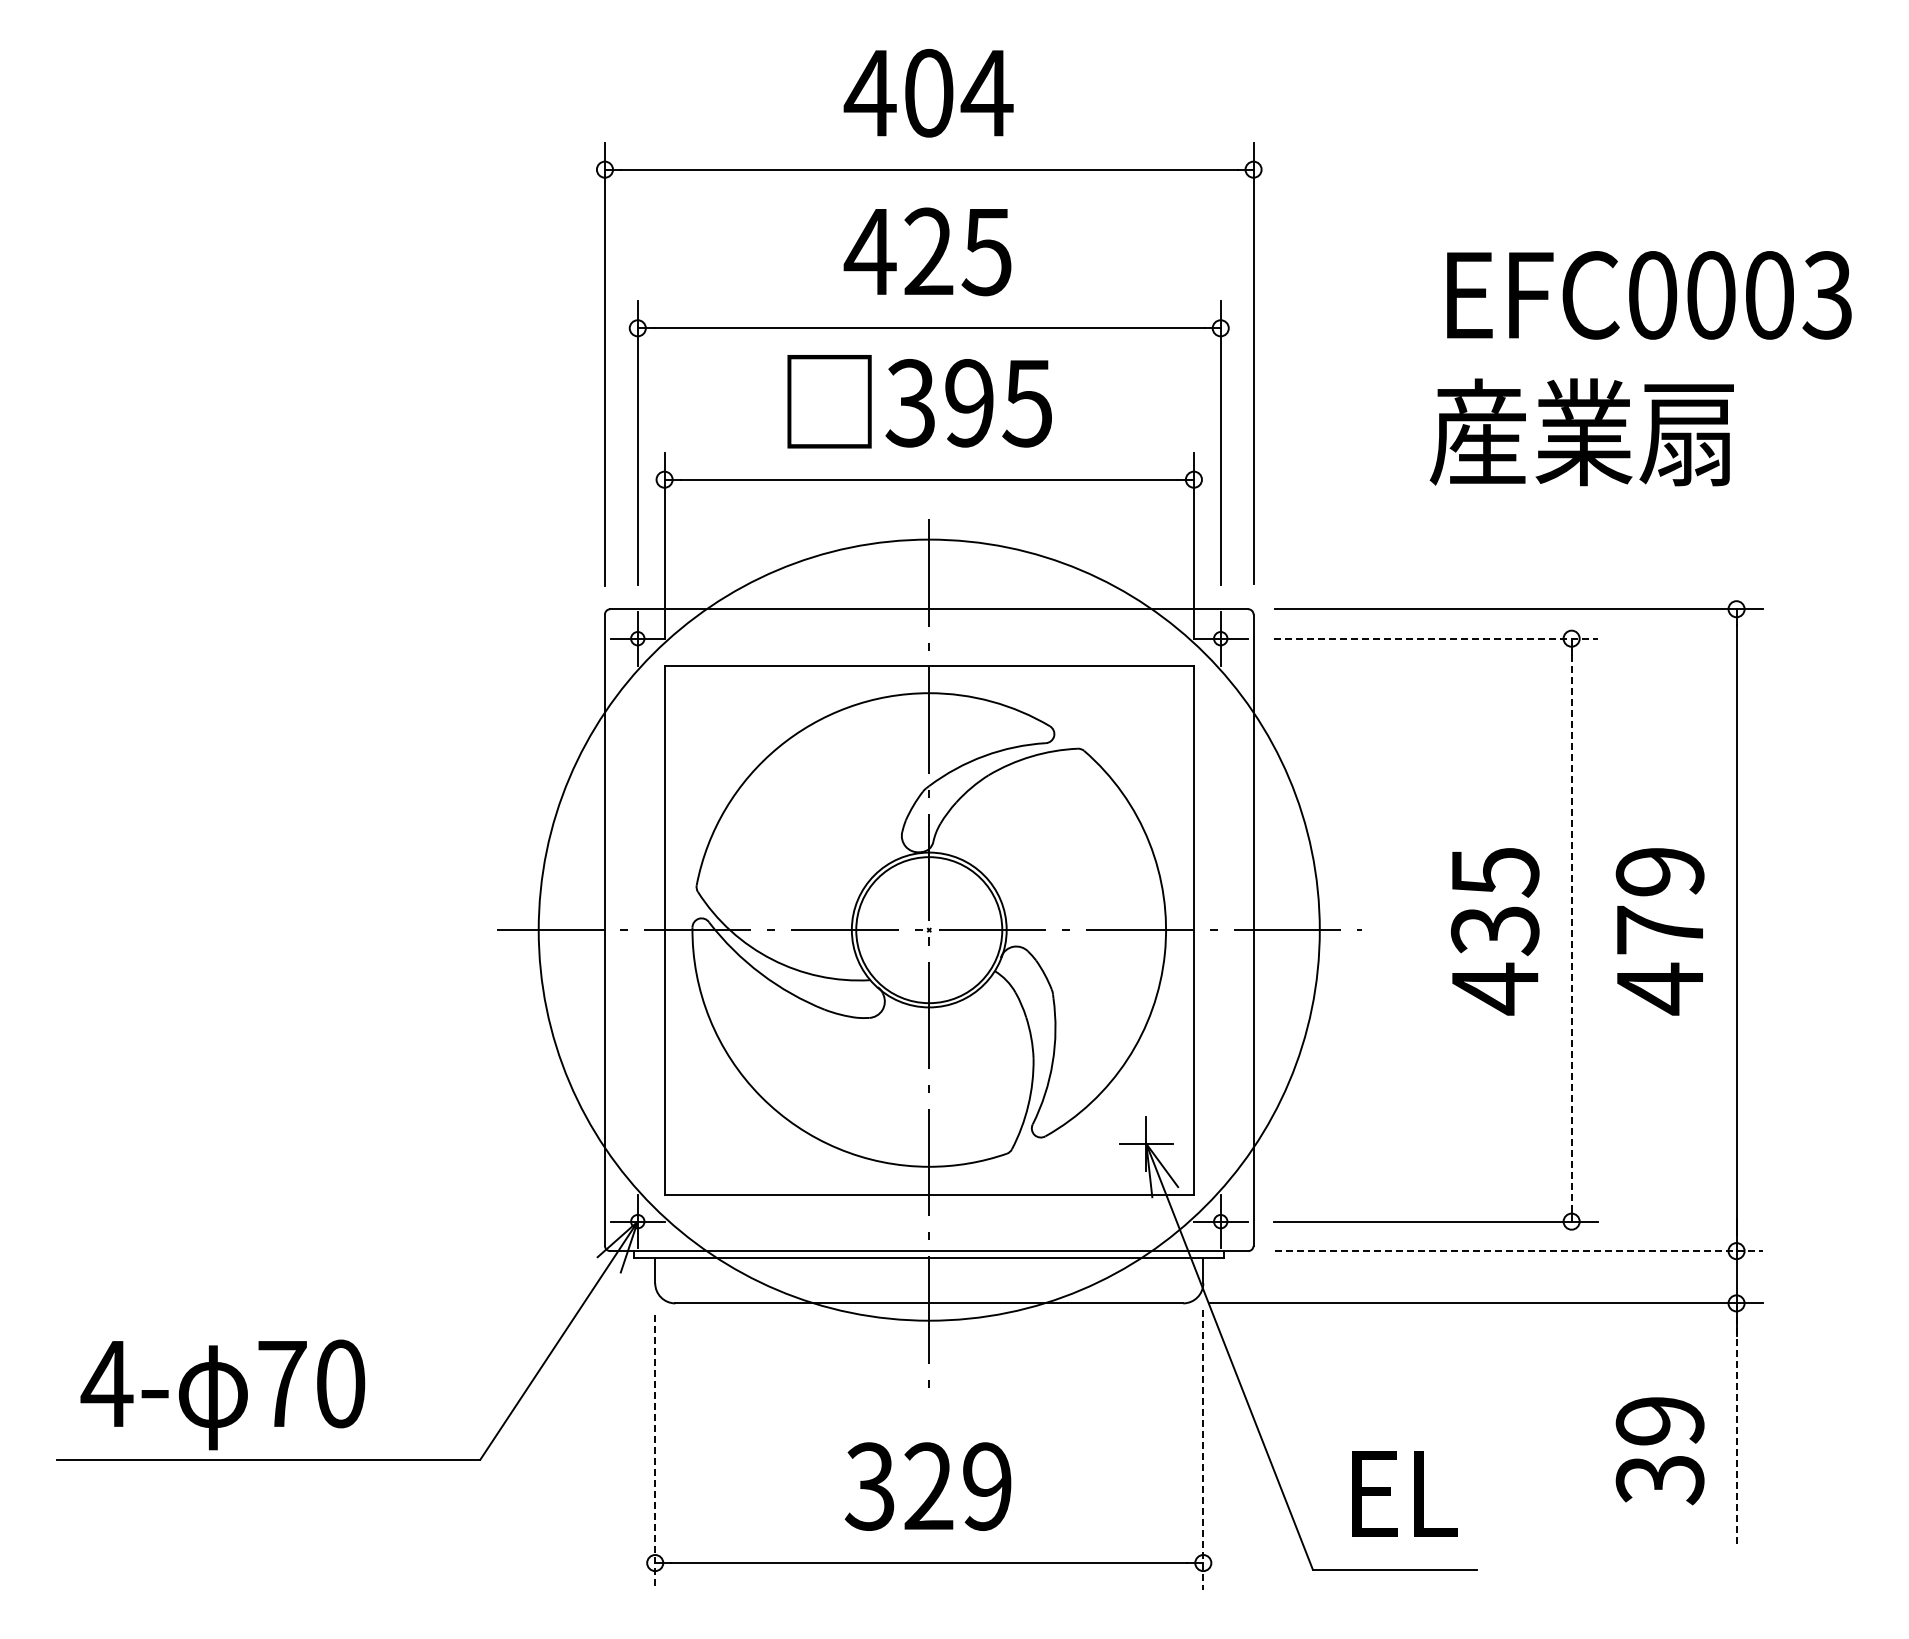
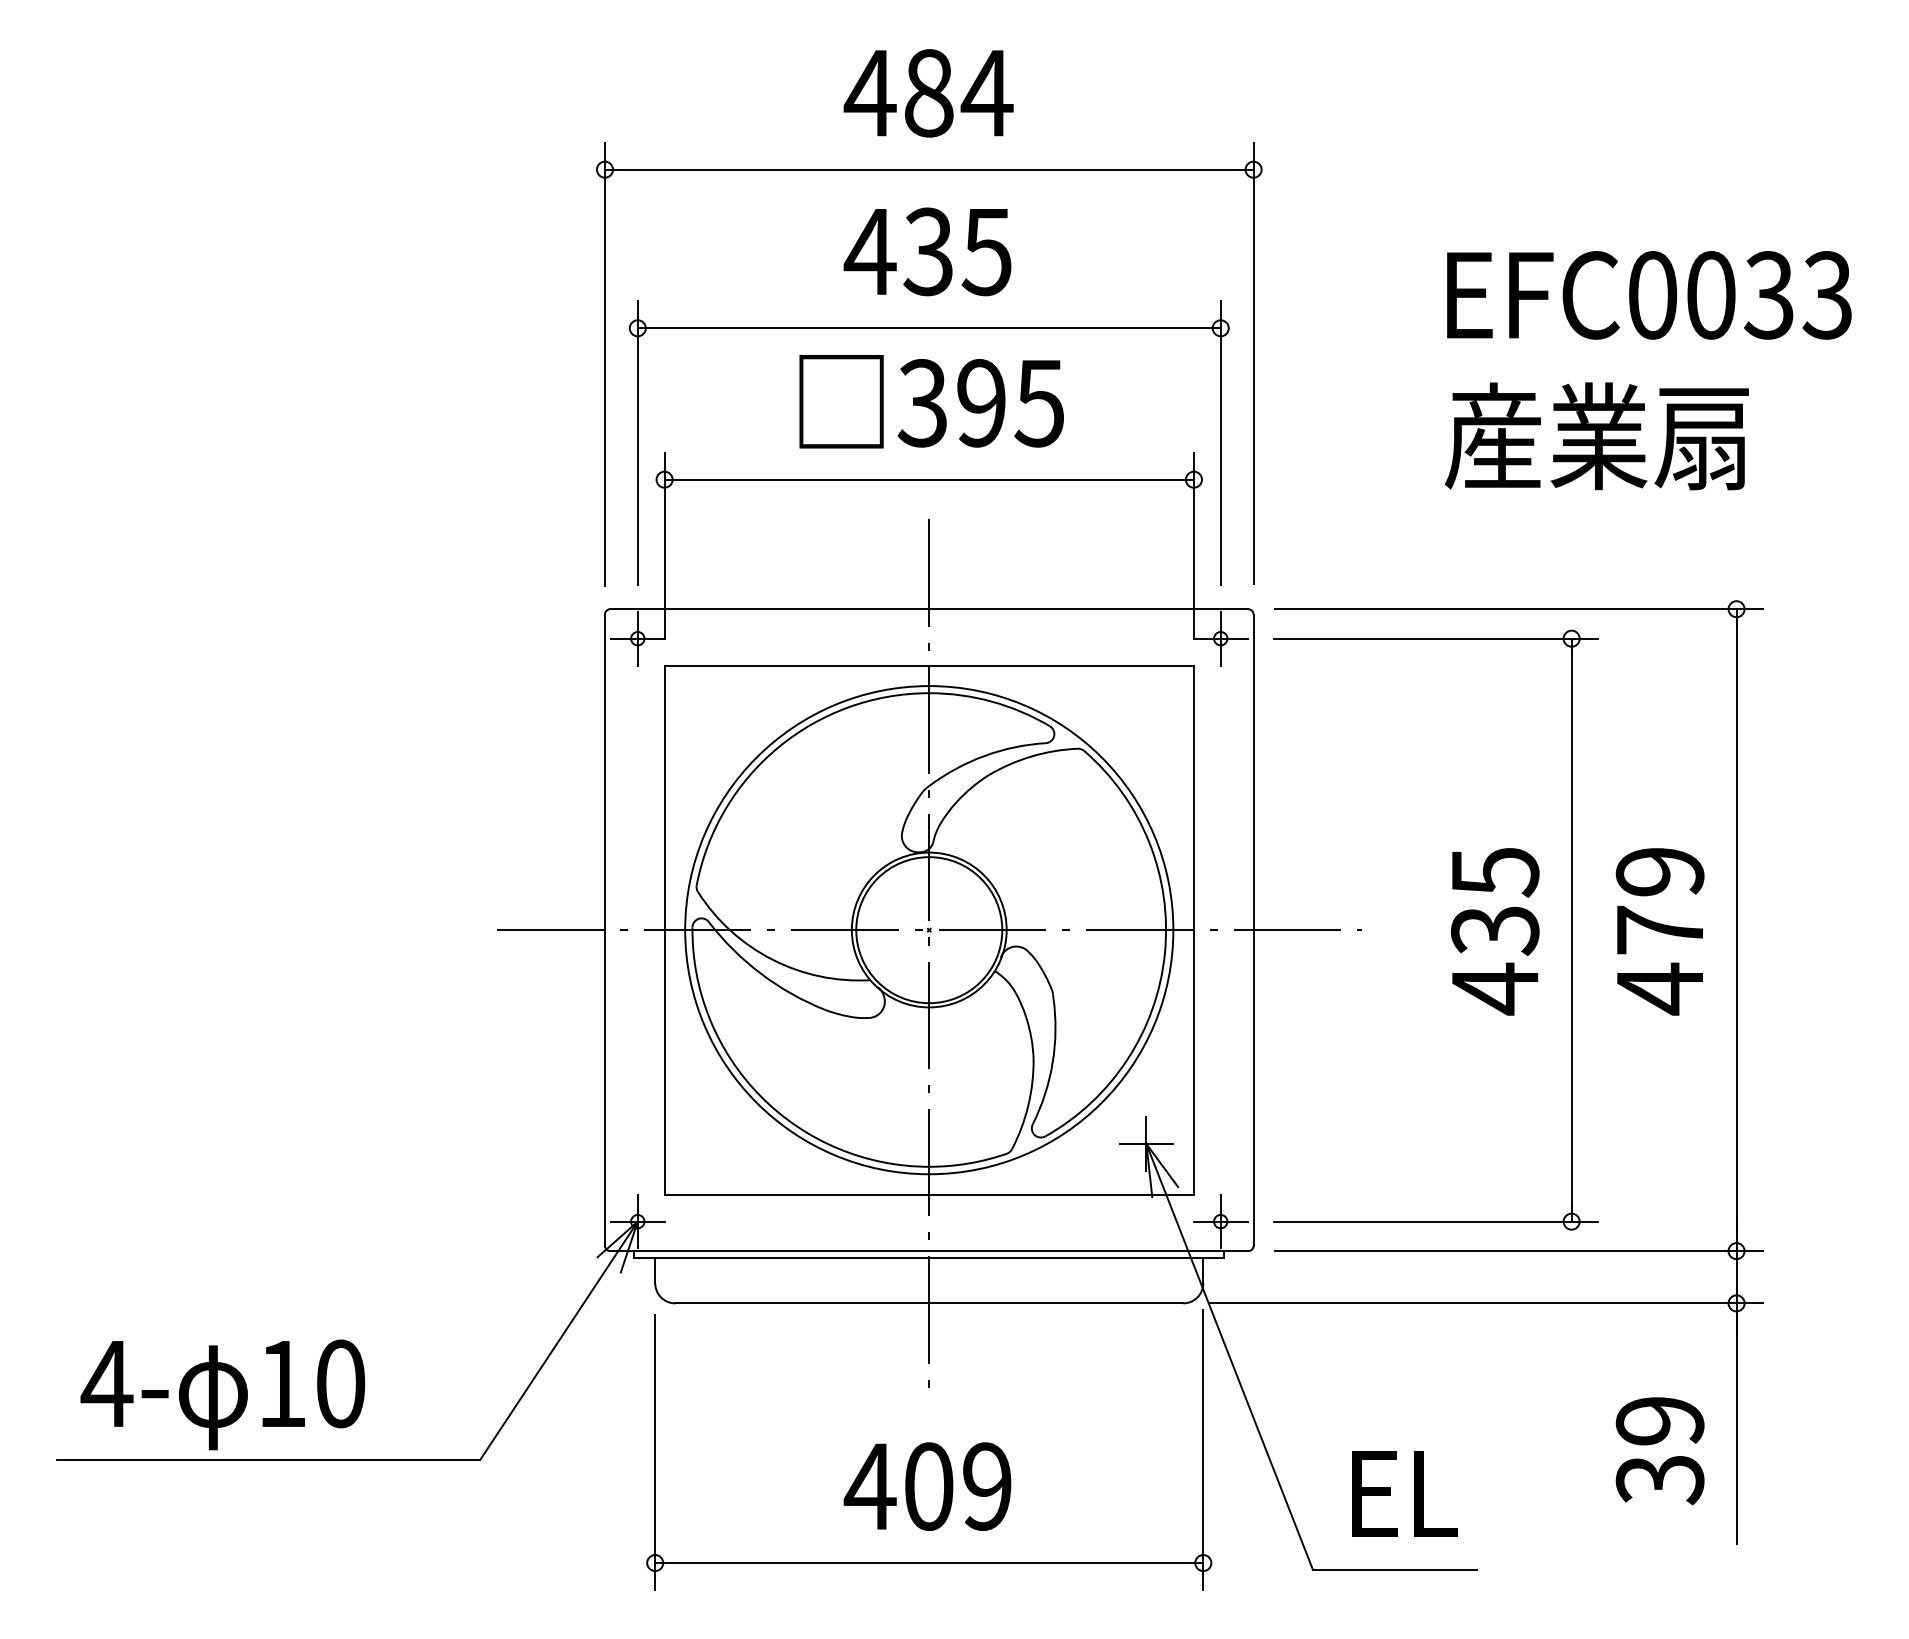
text: 404 -> 484 (929, 92)
text: 425 -> 435 (928, 251)
text: EFC0003 -> EFC0033 (1768, 295)
text position: (919, 401) -> (931, 401) (931, 401)
text position: (1581, 432) -> (1596, 436) (1596, 436)
line: dashed -> solid (1436, 638)
circle diameter: 781 px -> 488 px (929, 930)
line: dashed -> solid (1571, 930)
line: dashed -> solid (1519, 1251)
text: 70 -> 10 (282, 1383)
line: dashed -> solid (1736, 1423)
line: dashed -> solid (1203, 1449)
line: dashed -> solid (655, 1452)
text: 329 -> 409 (898, 1486)
